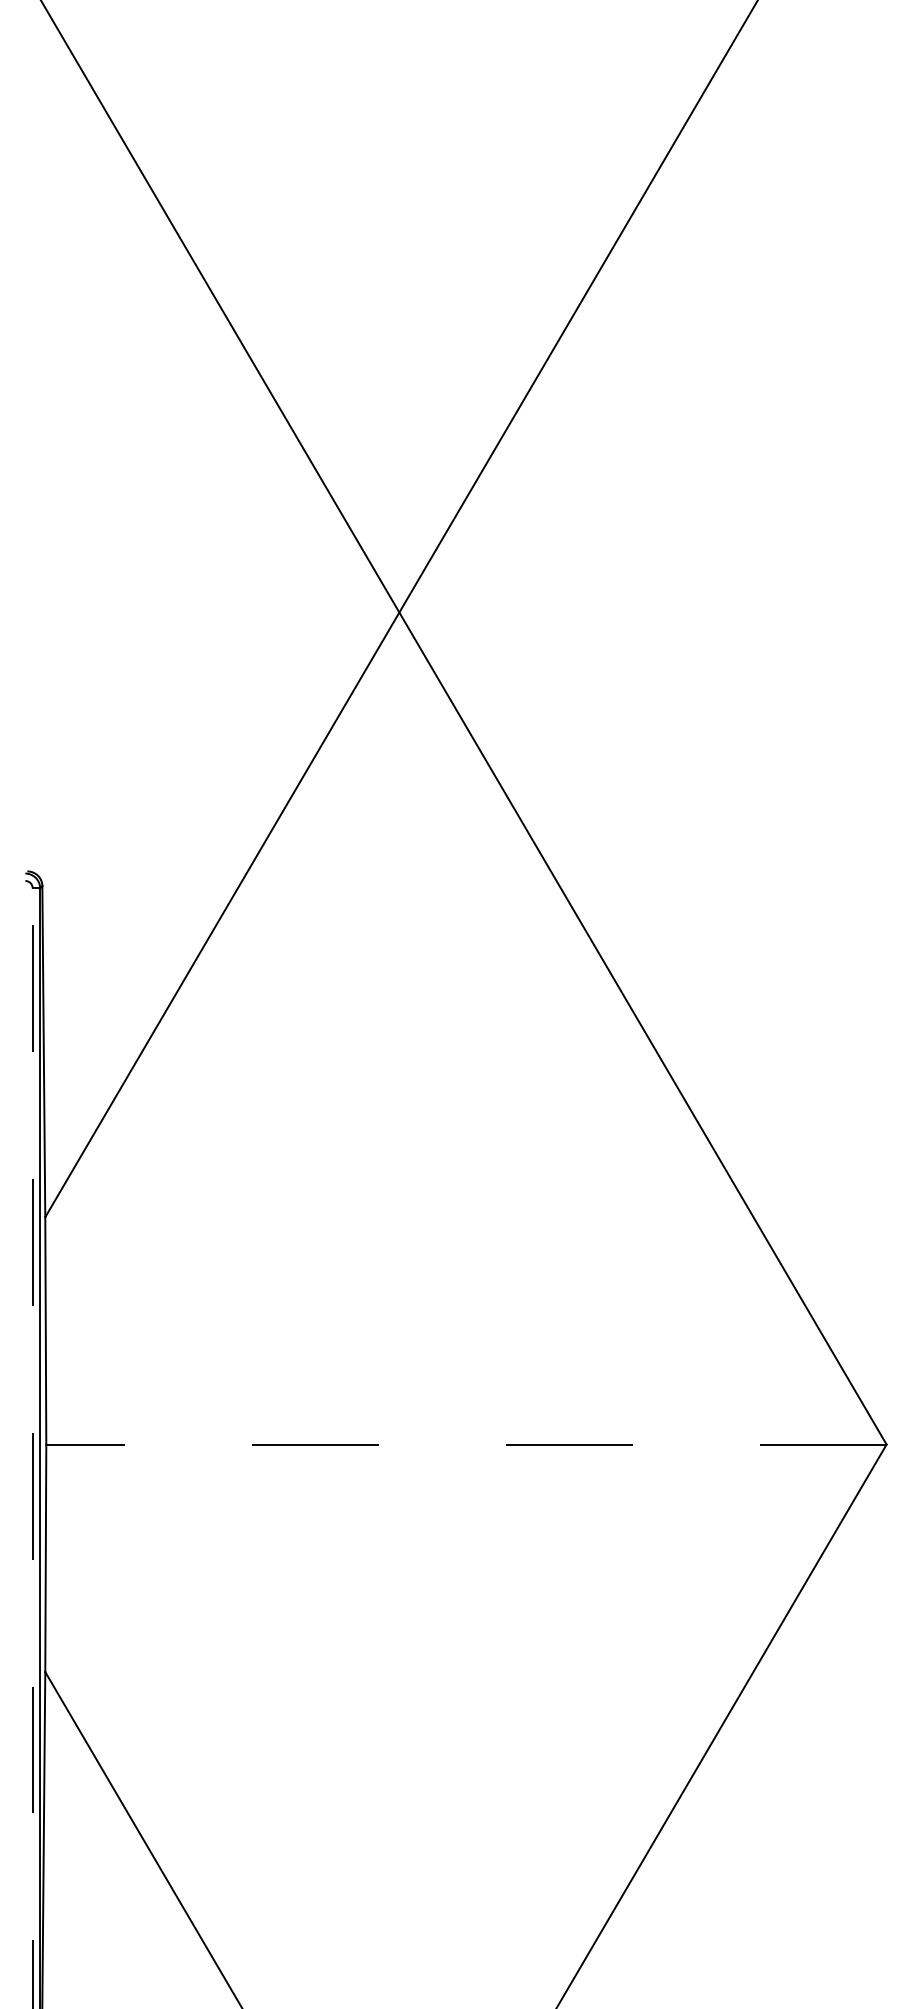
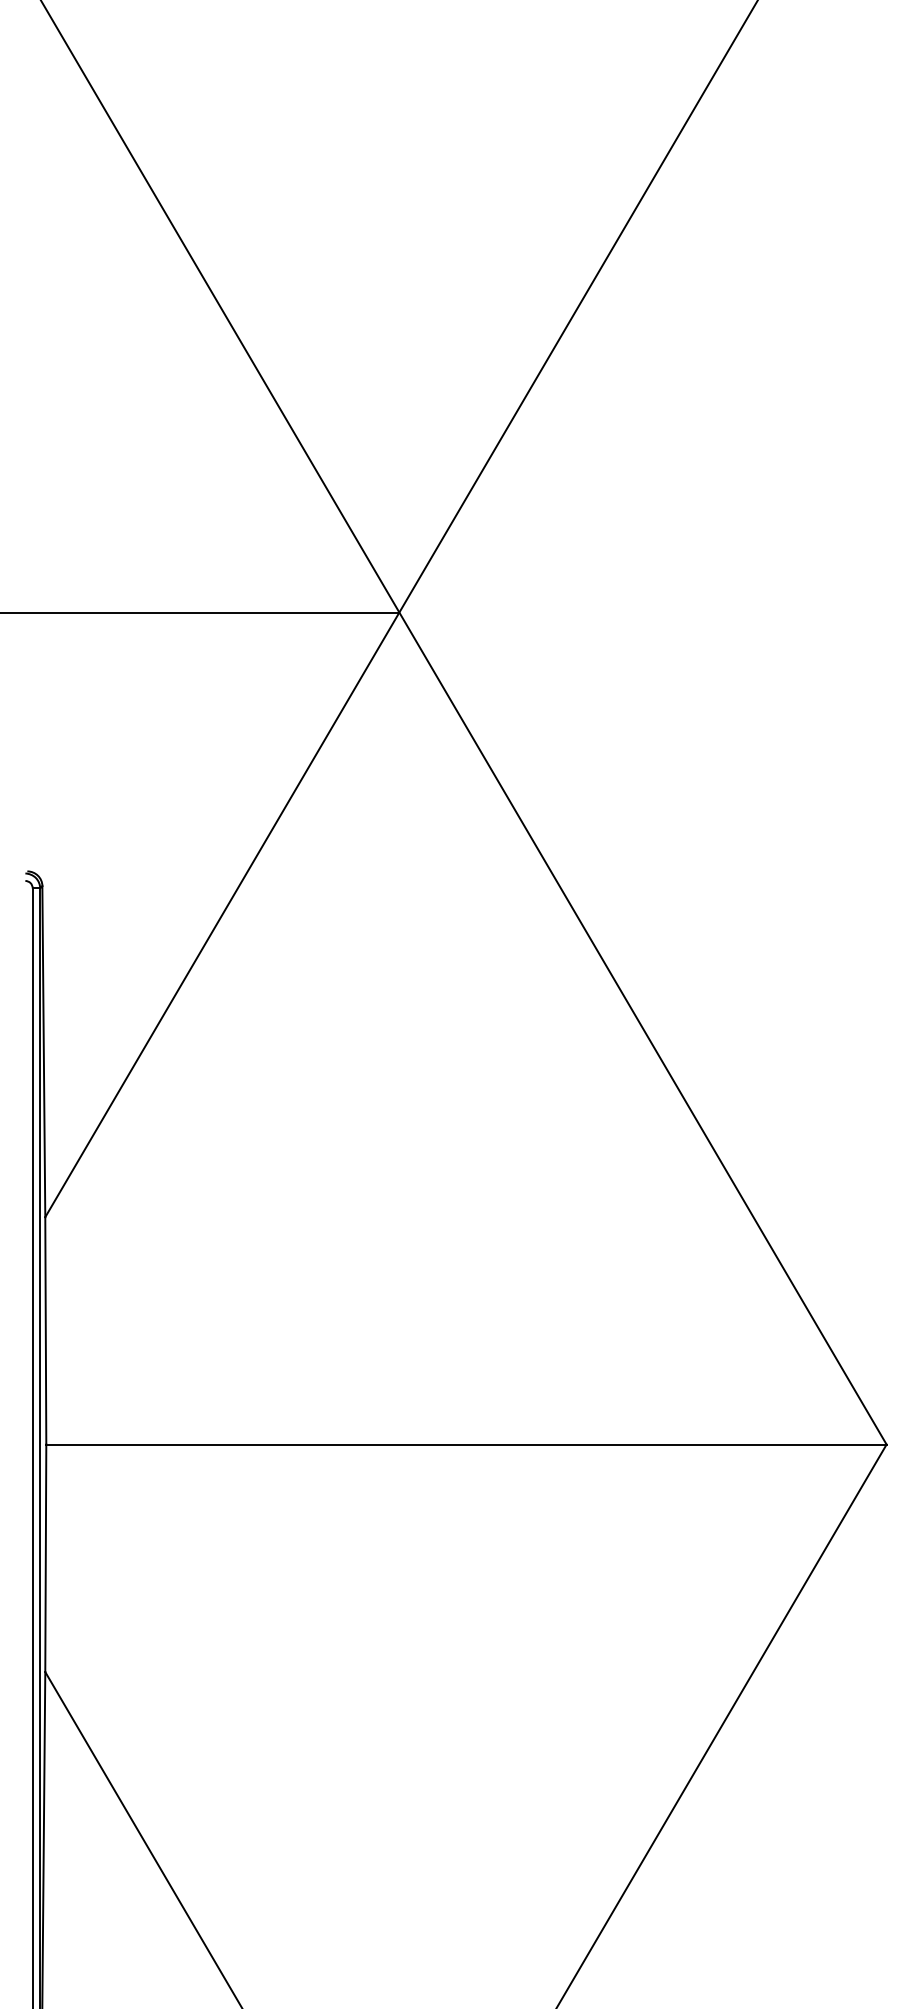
line: none -> present (200, 612)
line: dashed -> solid (465, 1444)
line: dashed -> solid (32, 1448)
